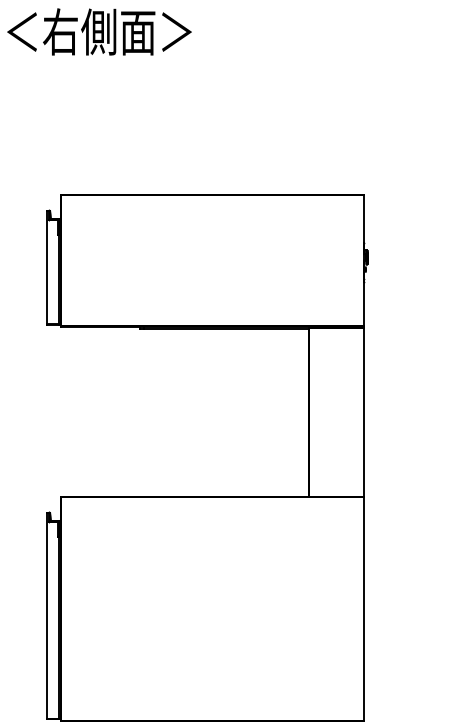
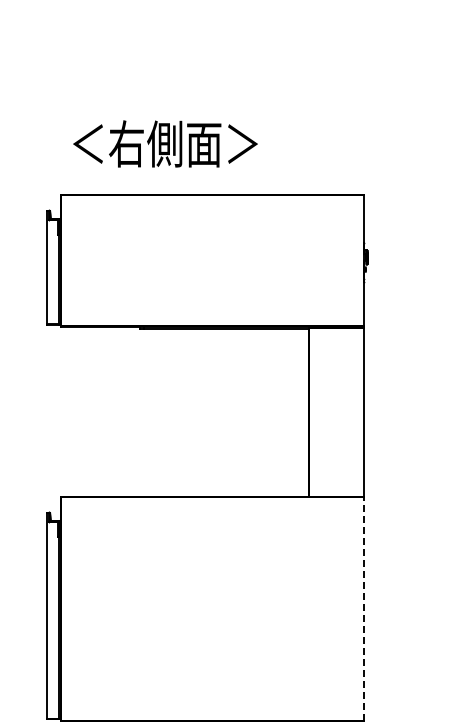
text position: (99, 31) -> (165, 143) (165, 143)
line: solid -> dashed (364, 609)
